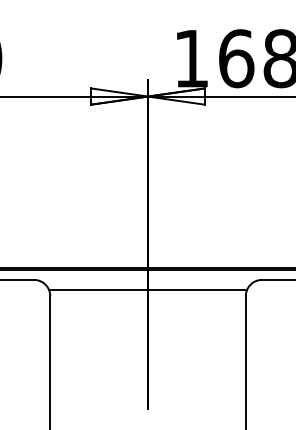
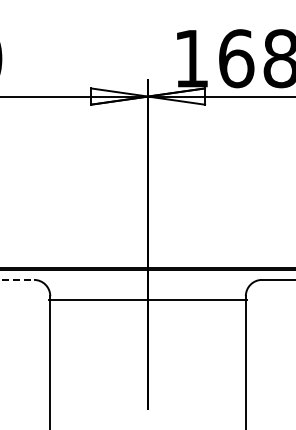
line: solid -> dashed (16, 279)
line position: (148, 290) -> (148, 300) (148, 300)
